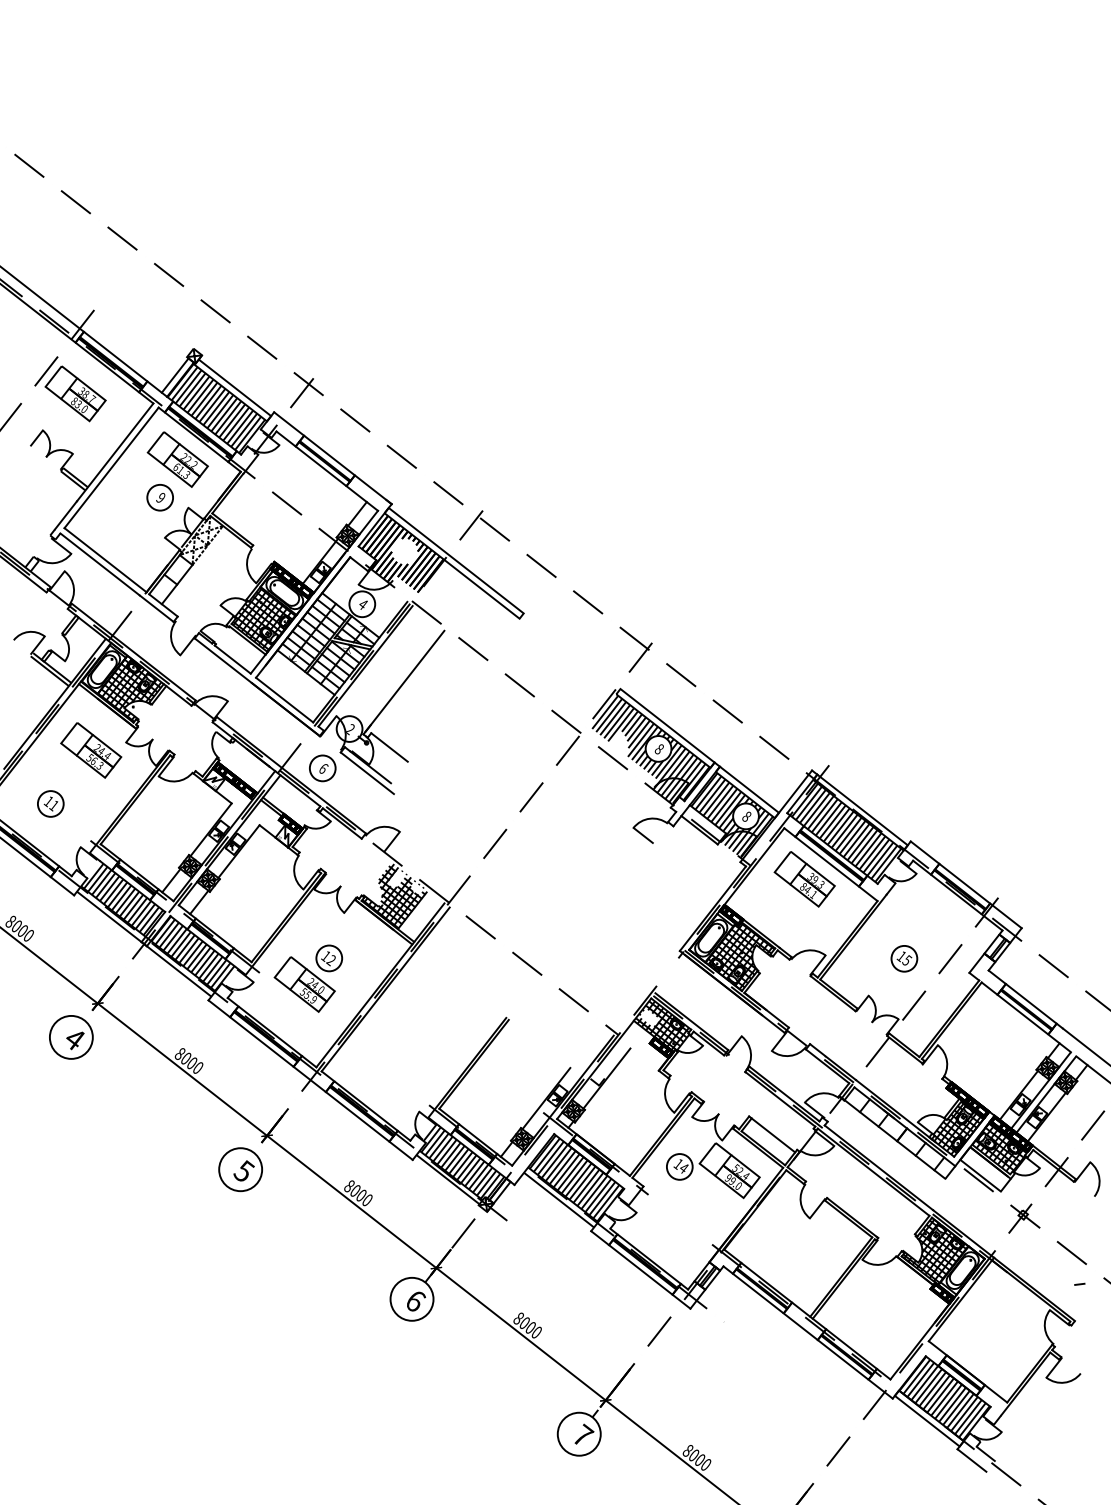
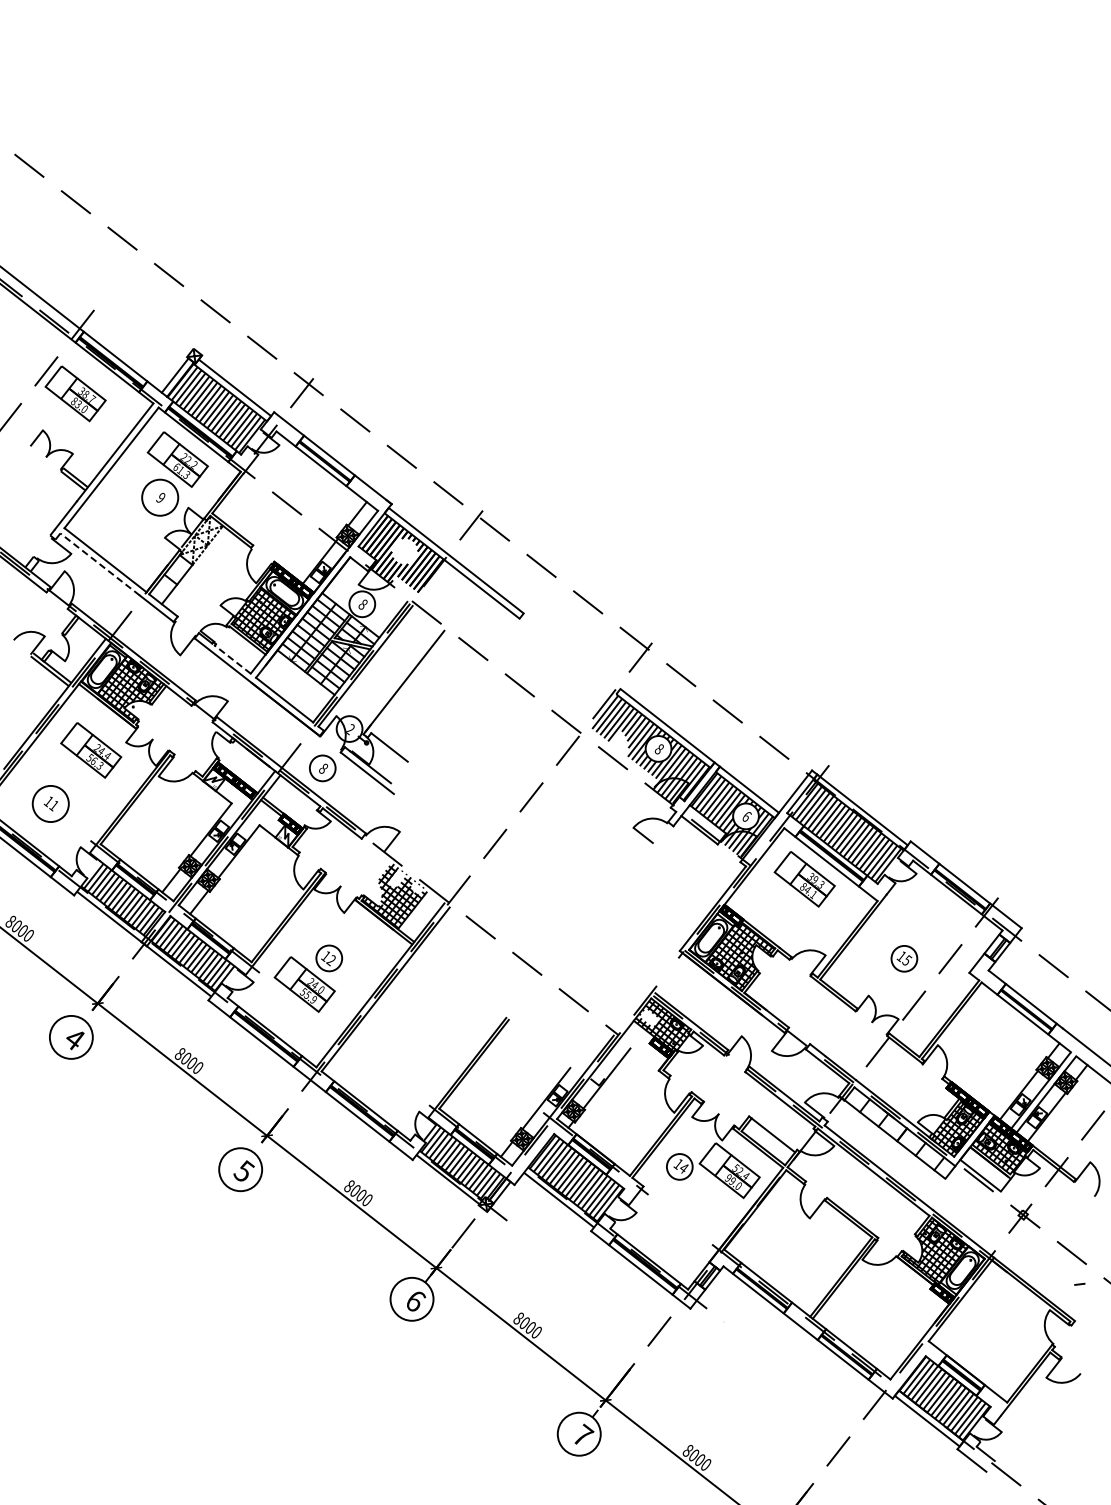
circle diameter: 26 px -> 36 px (160, 497)
line: solid -> dashed (99, 564)
text: 4 -> 8 (362, 604)
line: solid -> dashed (232, 659)
text: 6 -> 8 (323, 768)
circle diameter: 26 px -> 36 px (50, 803)
text: 8 -> 6 (746, 816)
